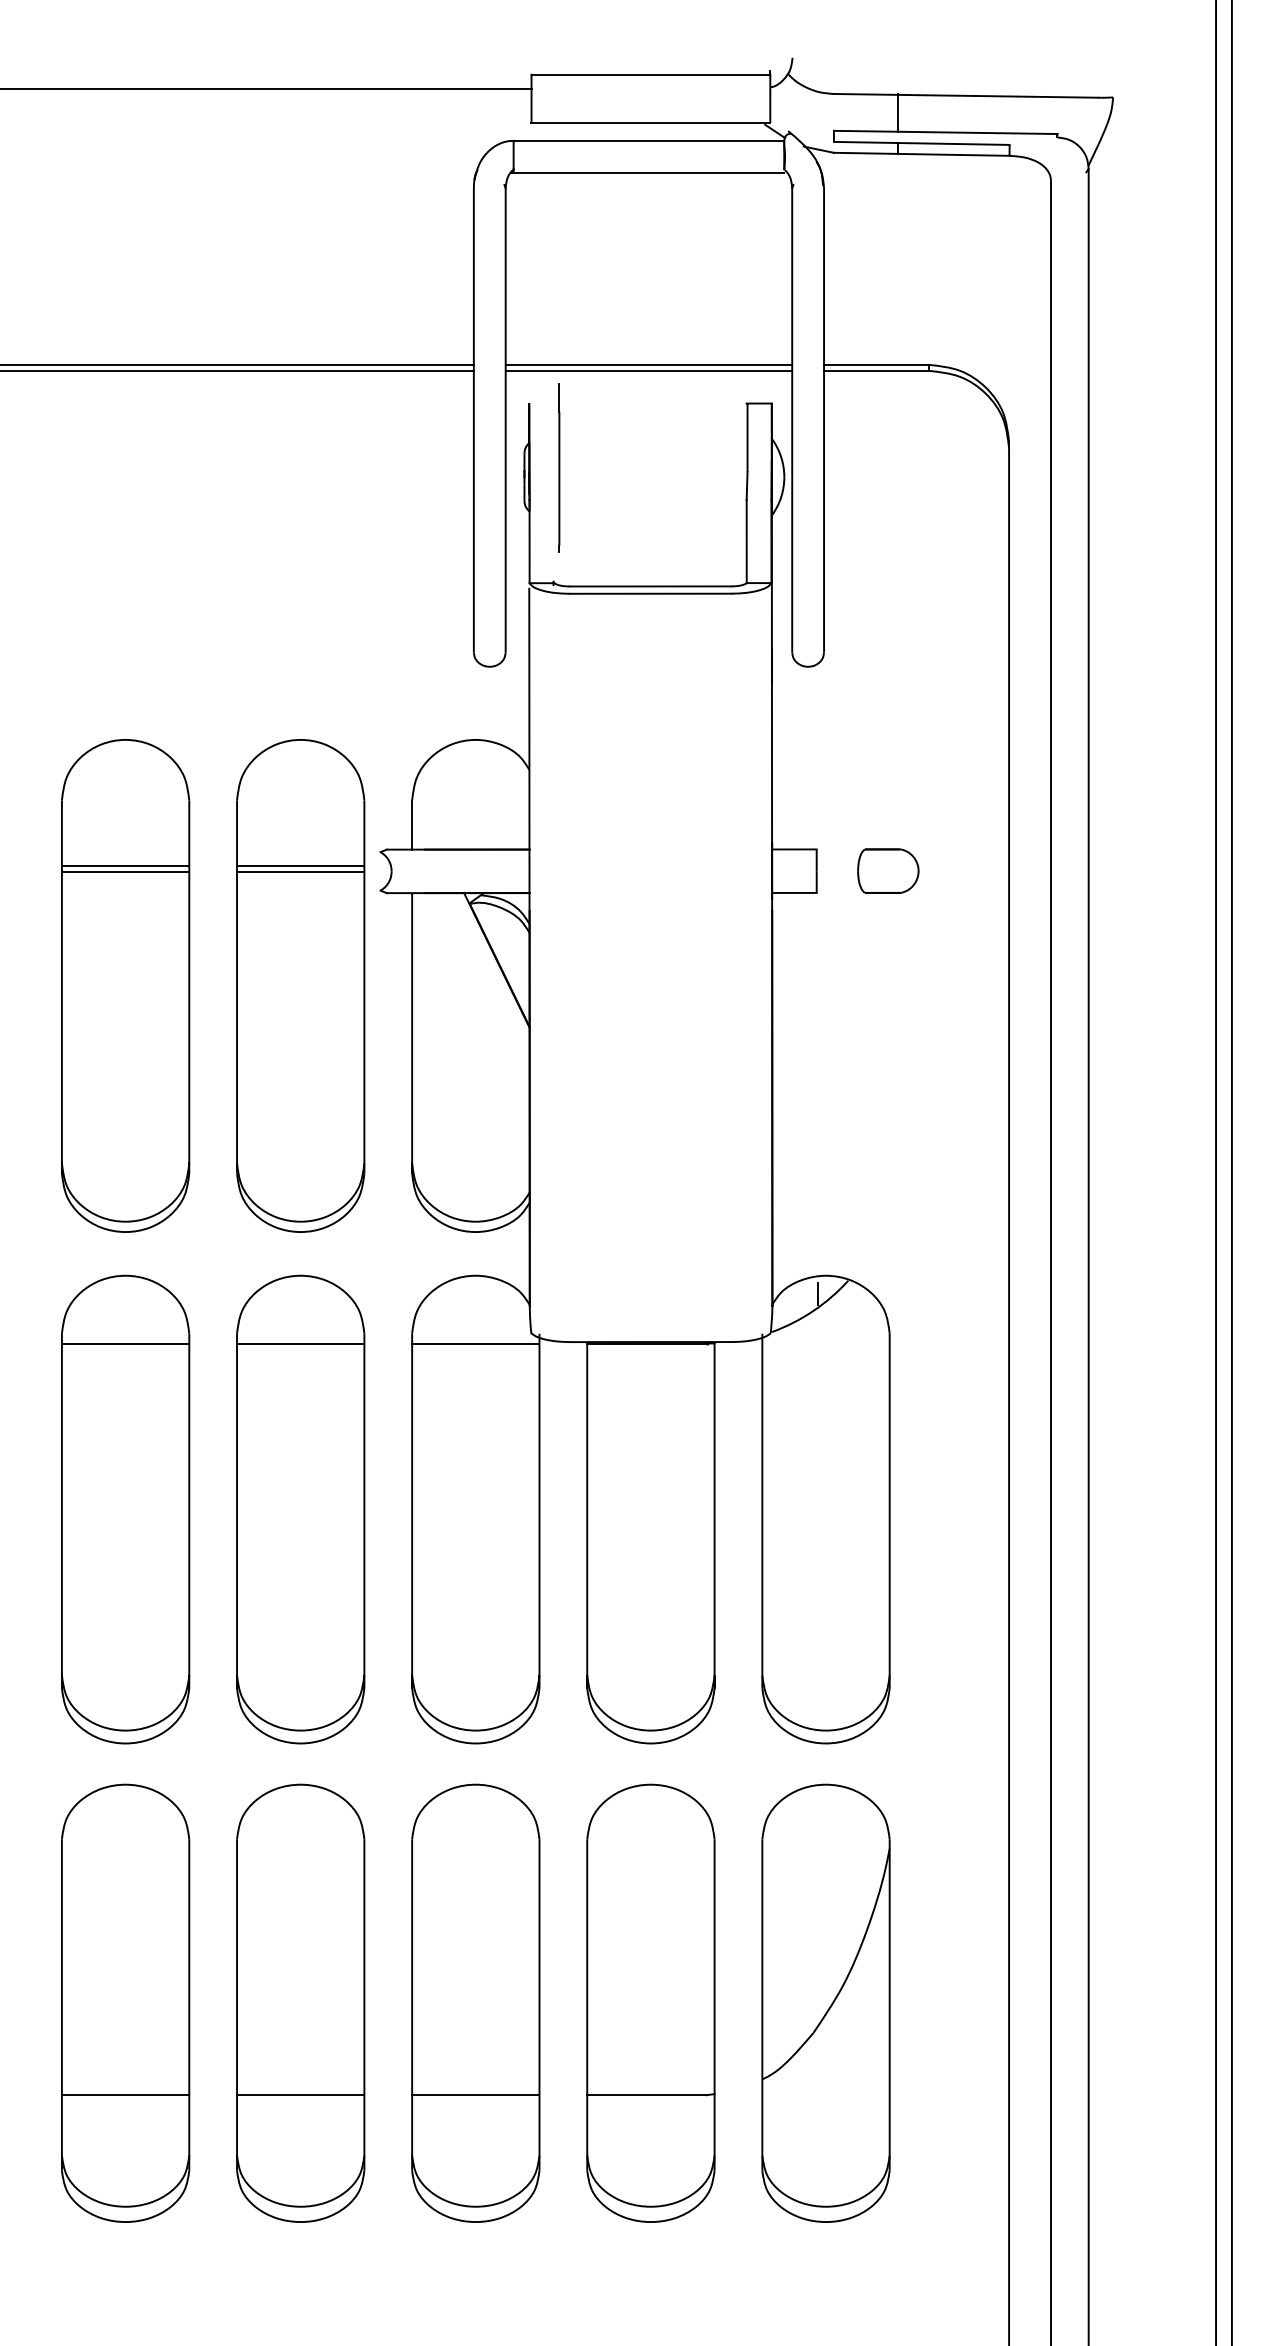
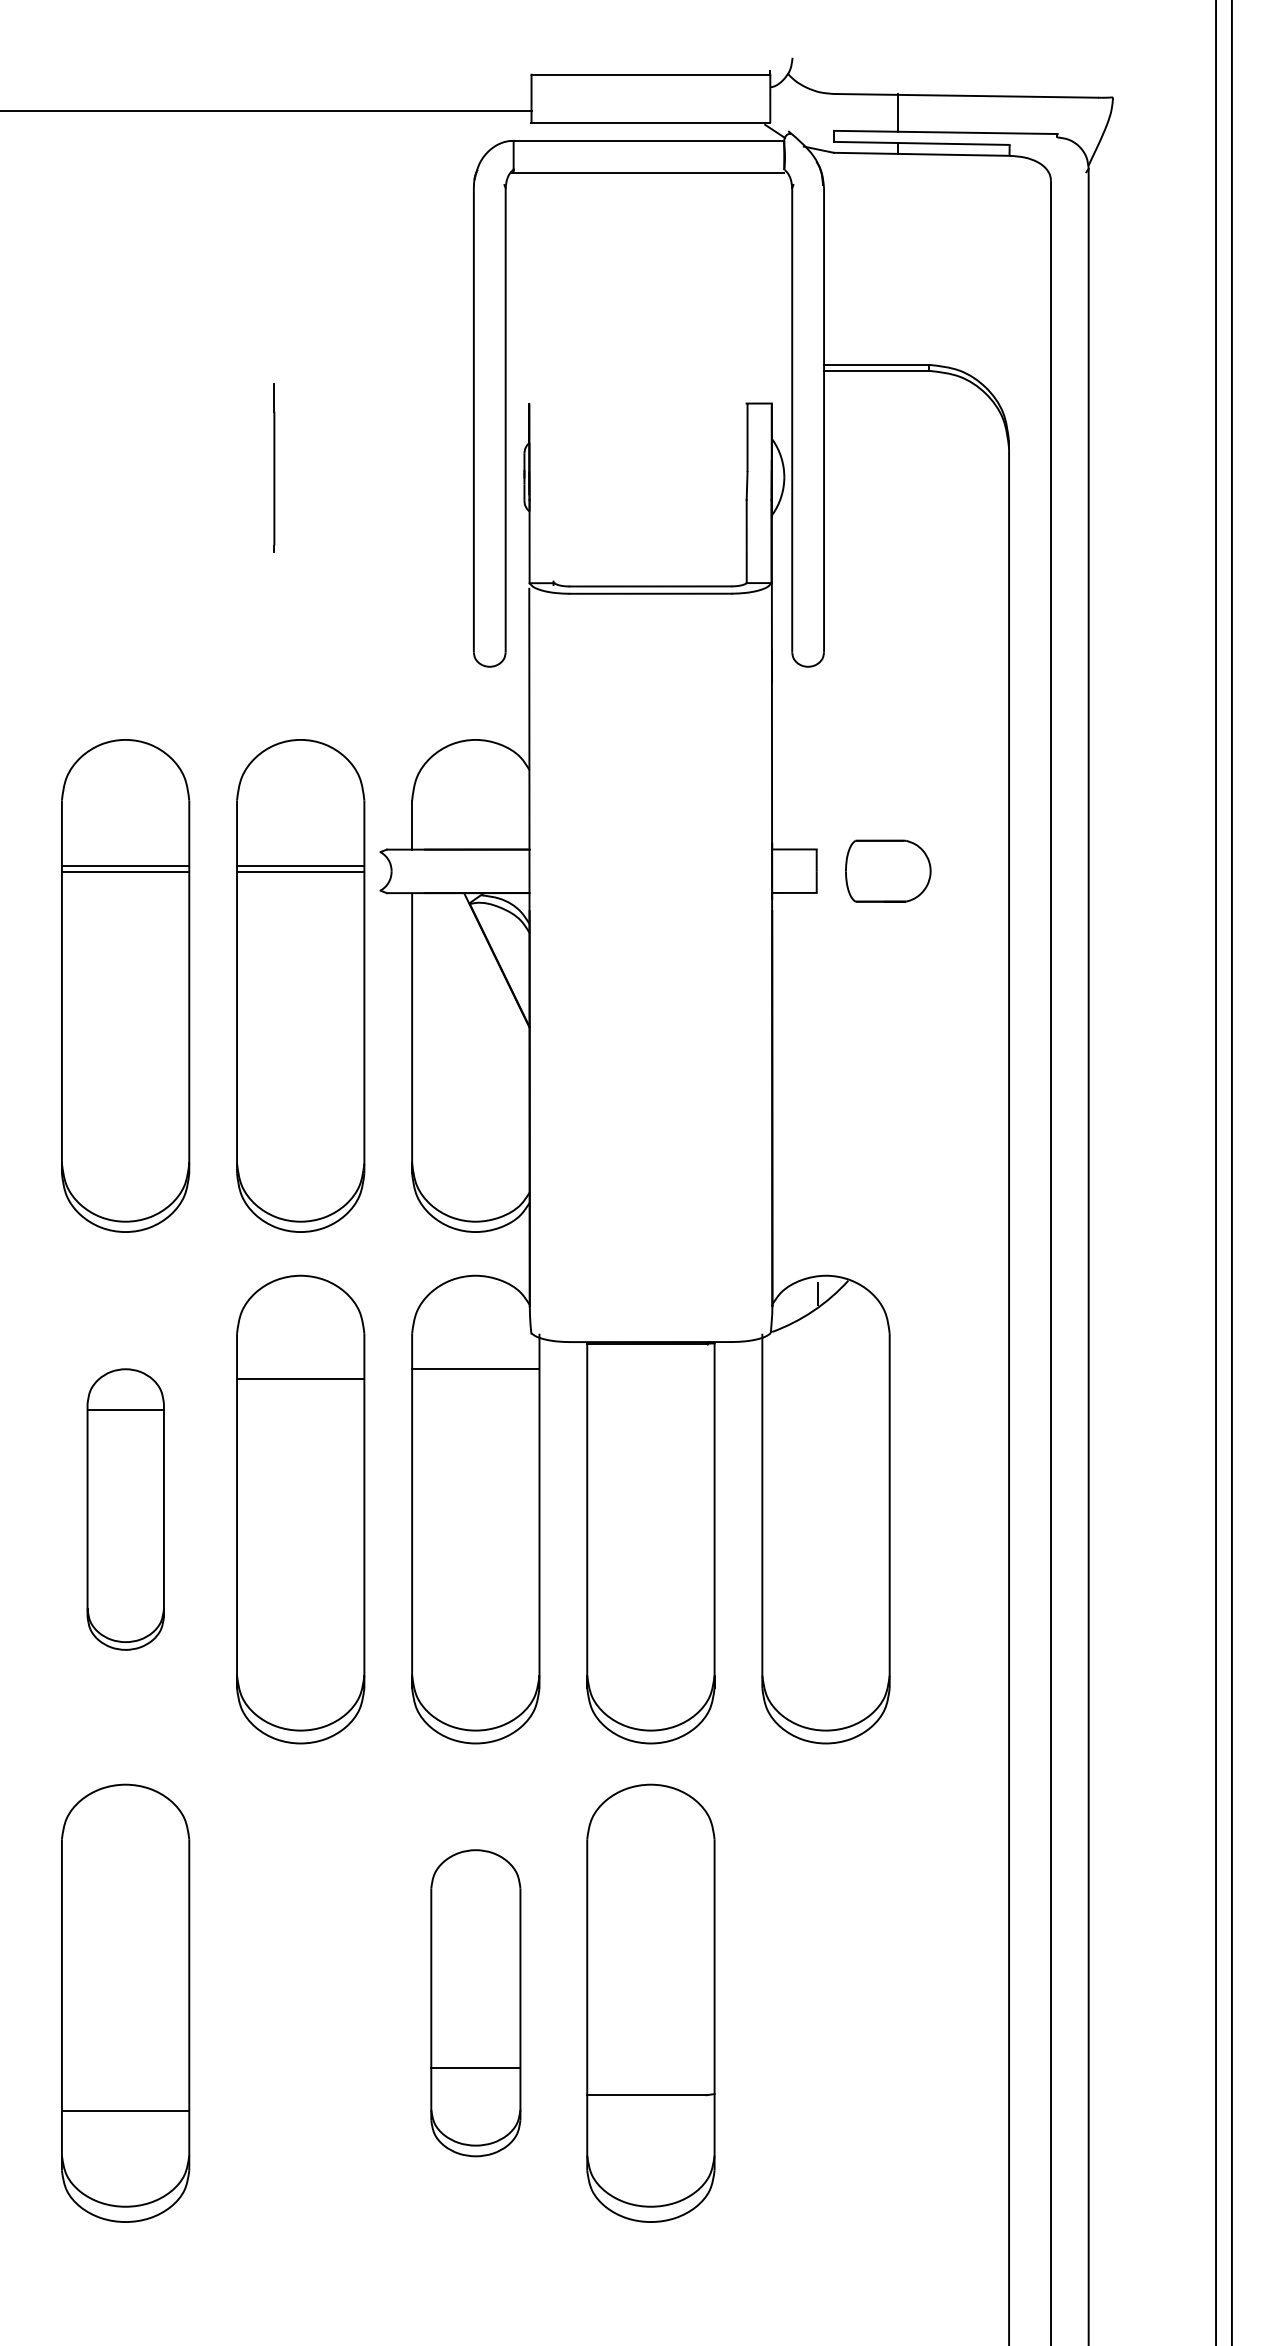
line position: (266, 89) -> (266, 111) (266, 111)
line: present -> none (237, 364)
line: present -> none (648, 364)
line: present -> none (237, 370)
line: present -> none (648, 370)
line position: (559, 467) -> (274, 467) (274, 467)
part size: 63x46 px -> 87x64 px (888, 870)
line position: (300, 1343) -> (300, 1378) (300, 1378)
line position: (475, 1343) -> (475, 1368) (475, 1368)
part size: 130x471 px -> 79x283 px (125, 1509)
part: present -> none (300, 2002)
part size: 130x440 px -> 92x309 px (475, 2003)
part: present -> none (825, 2002)
line position: (125, 2095) -> (125, 2111) (125, 2111)
